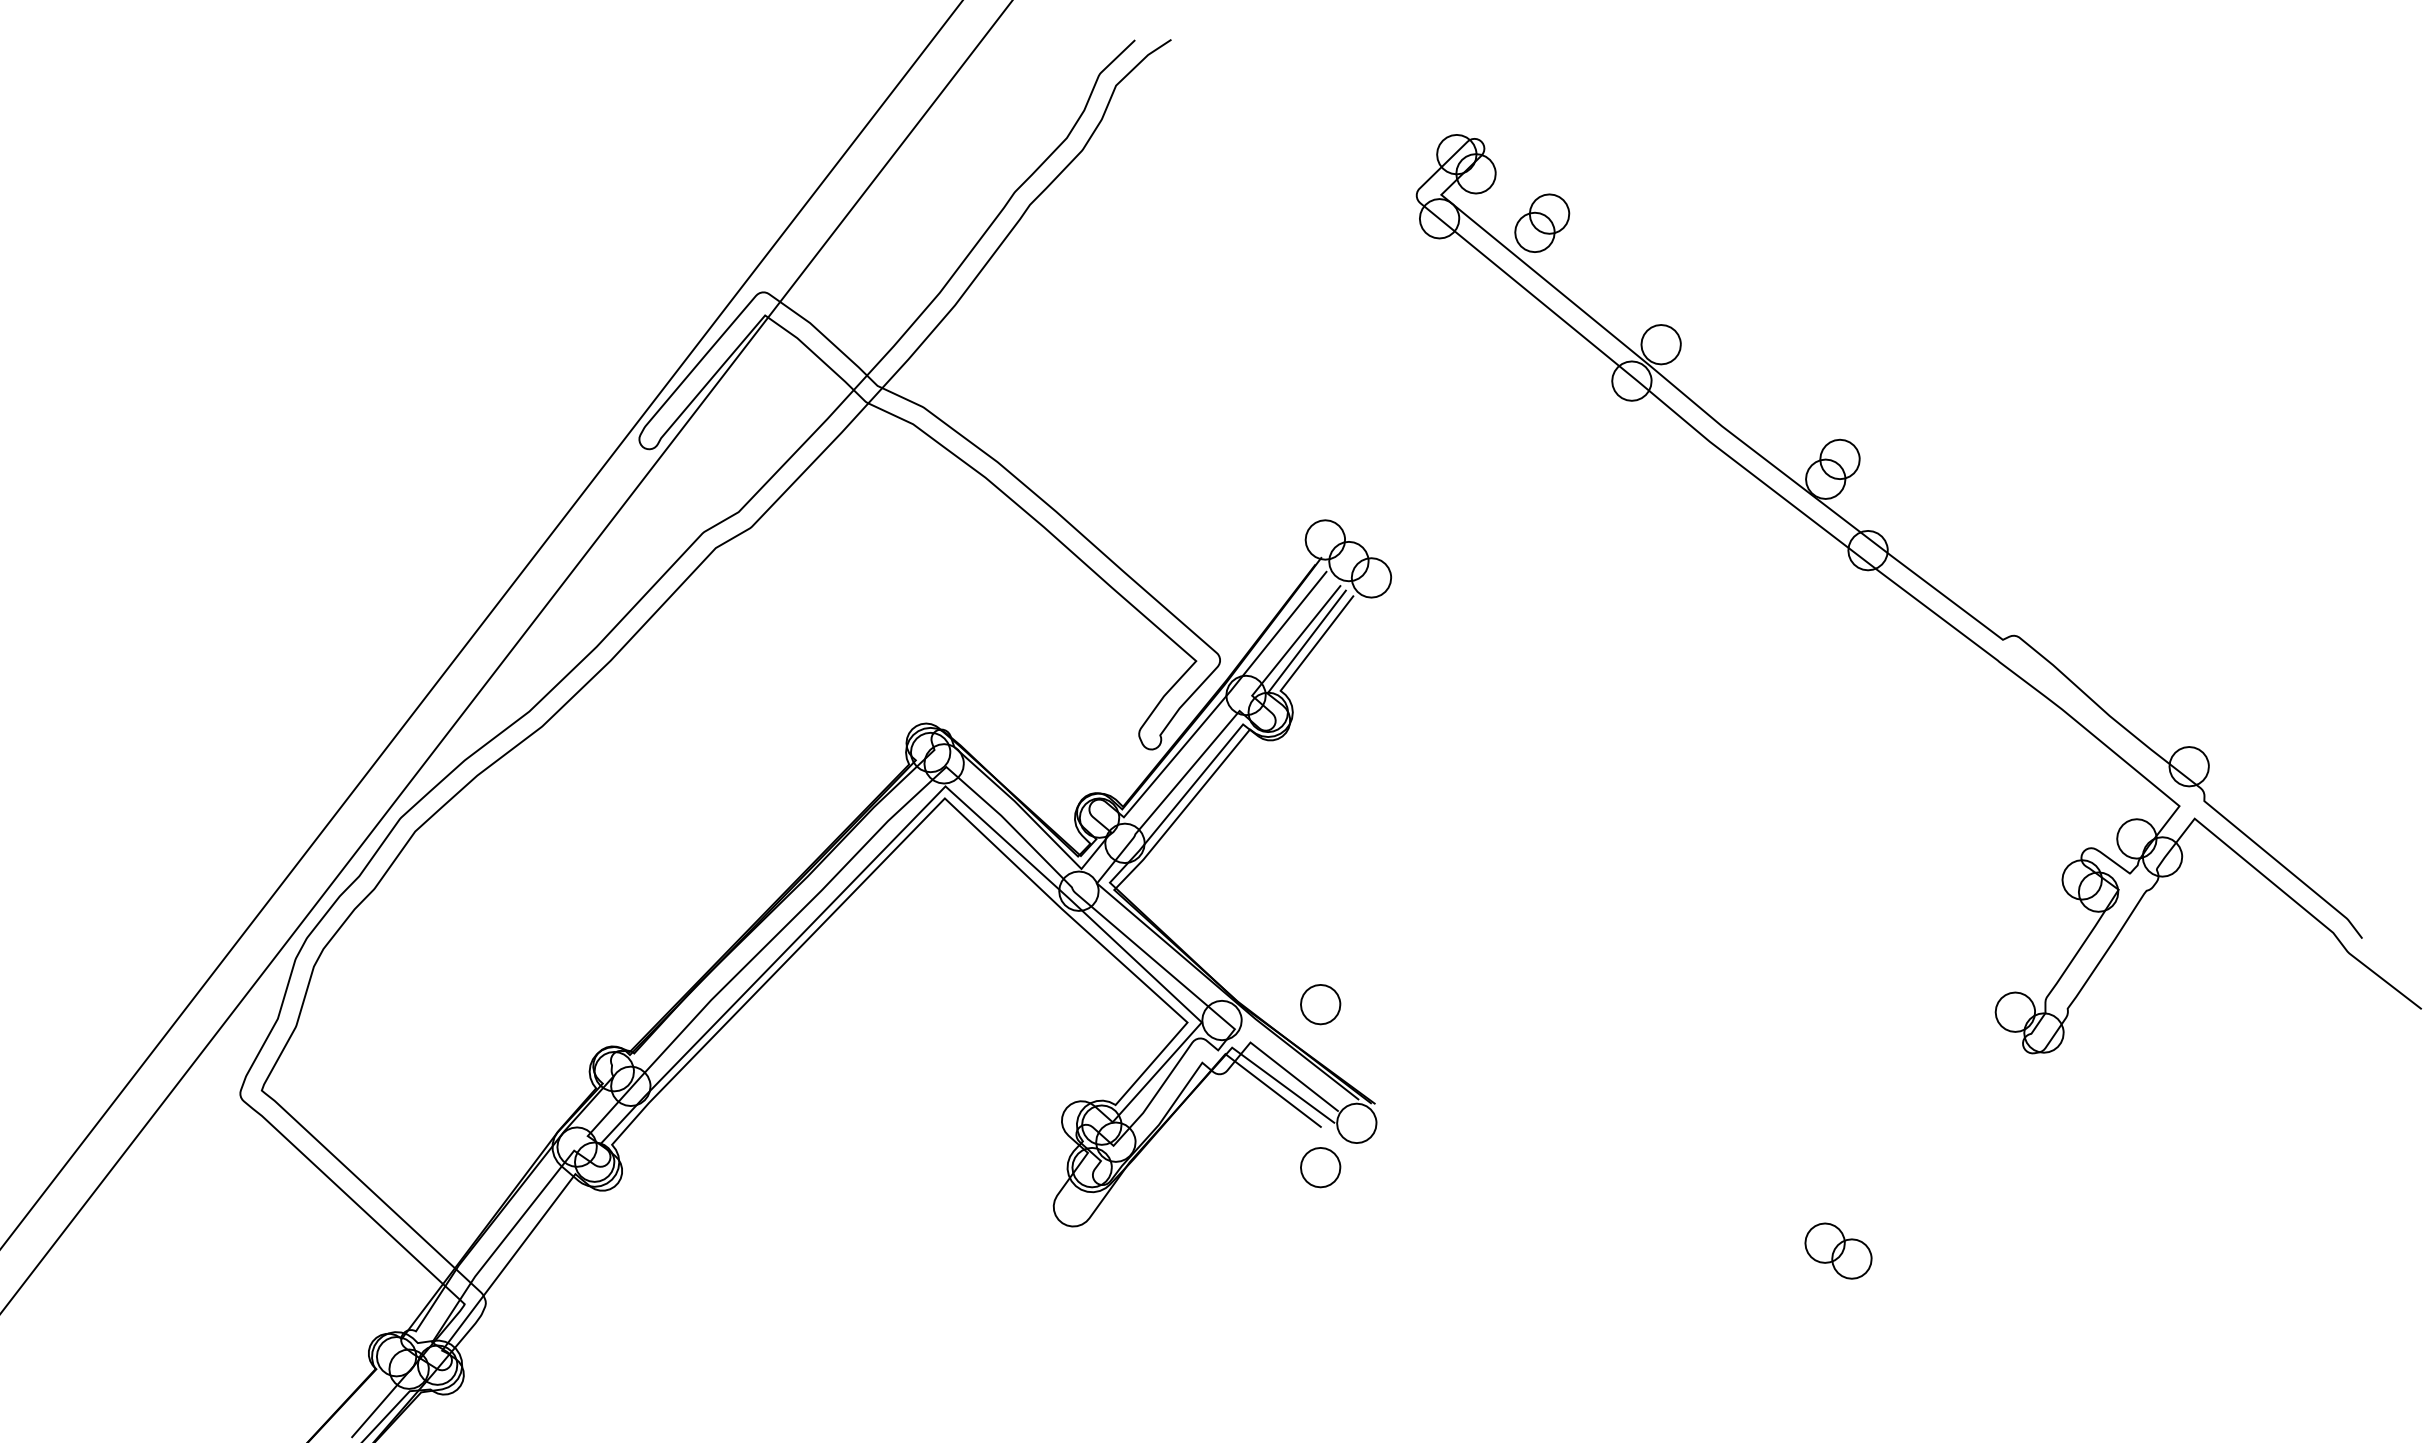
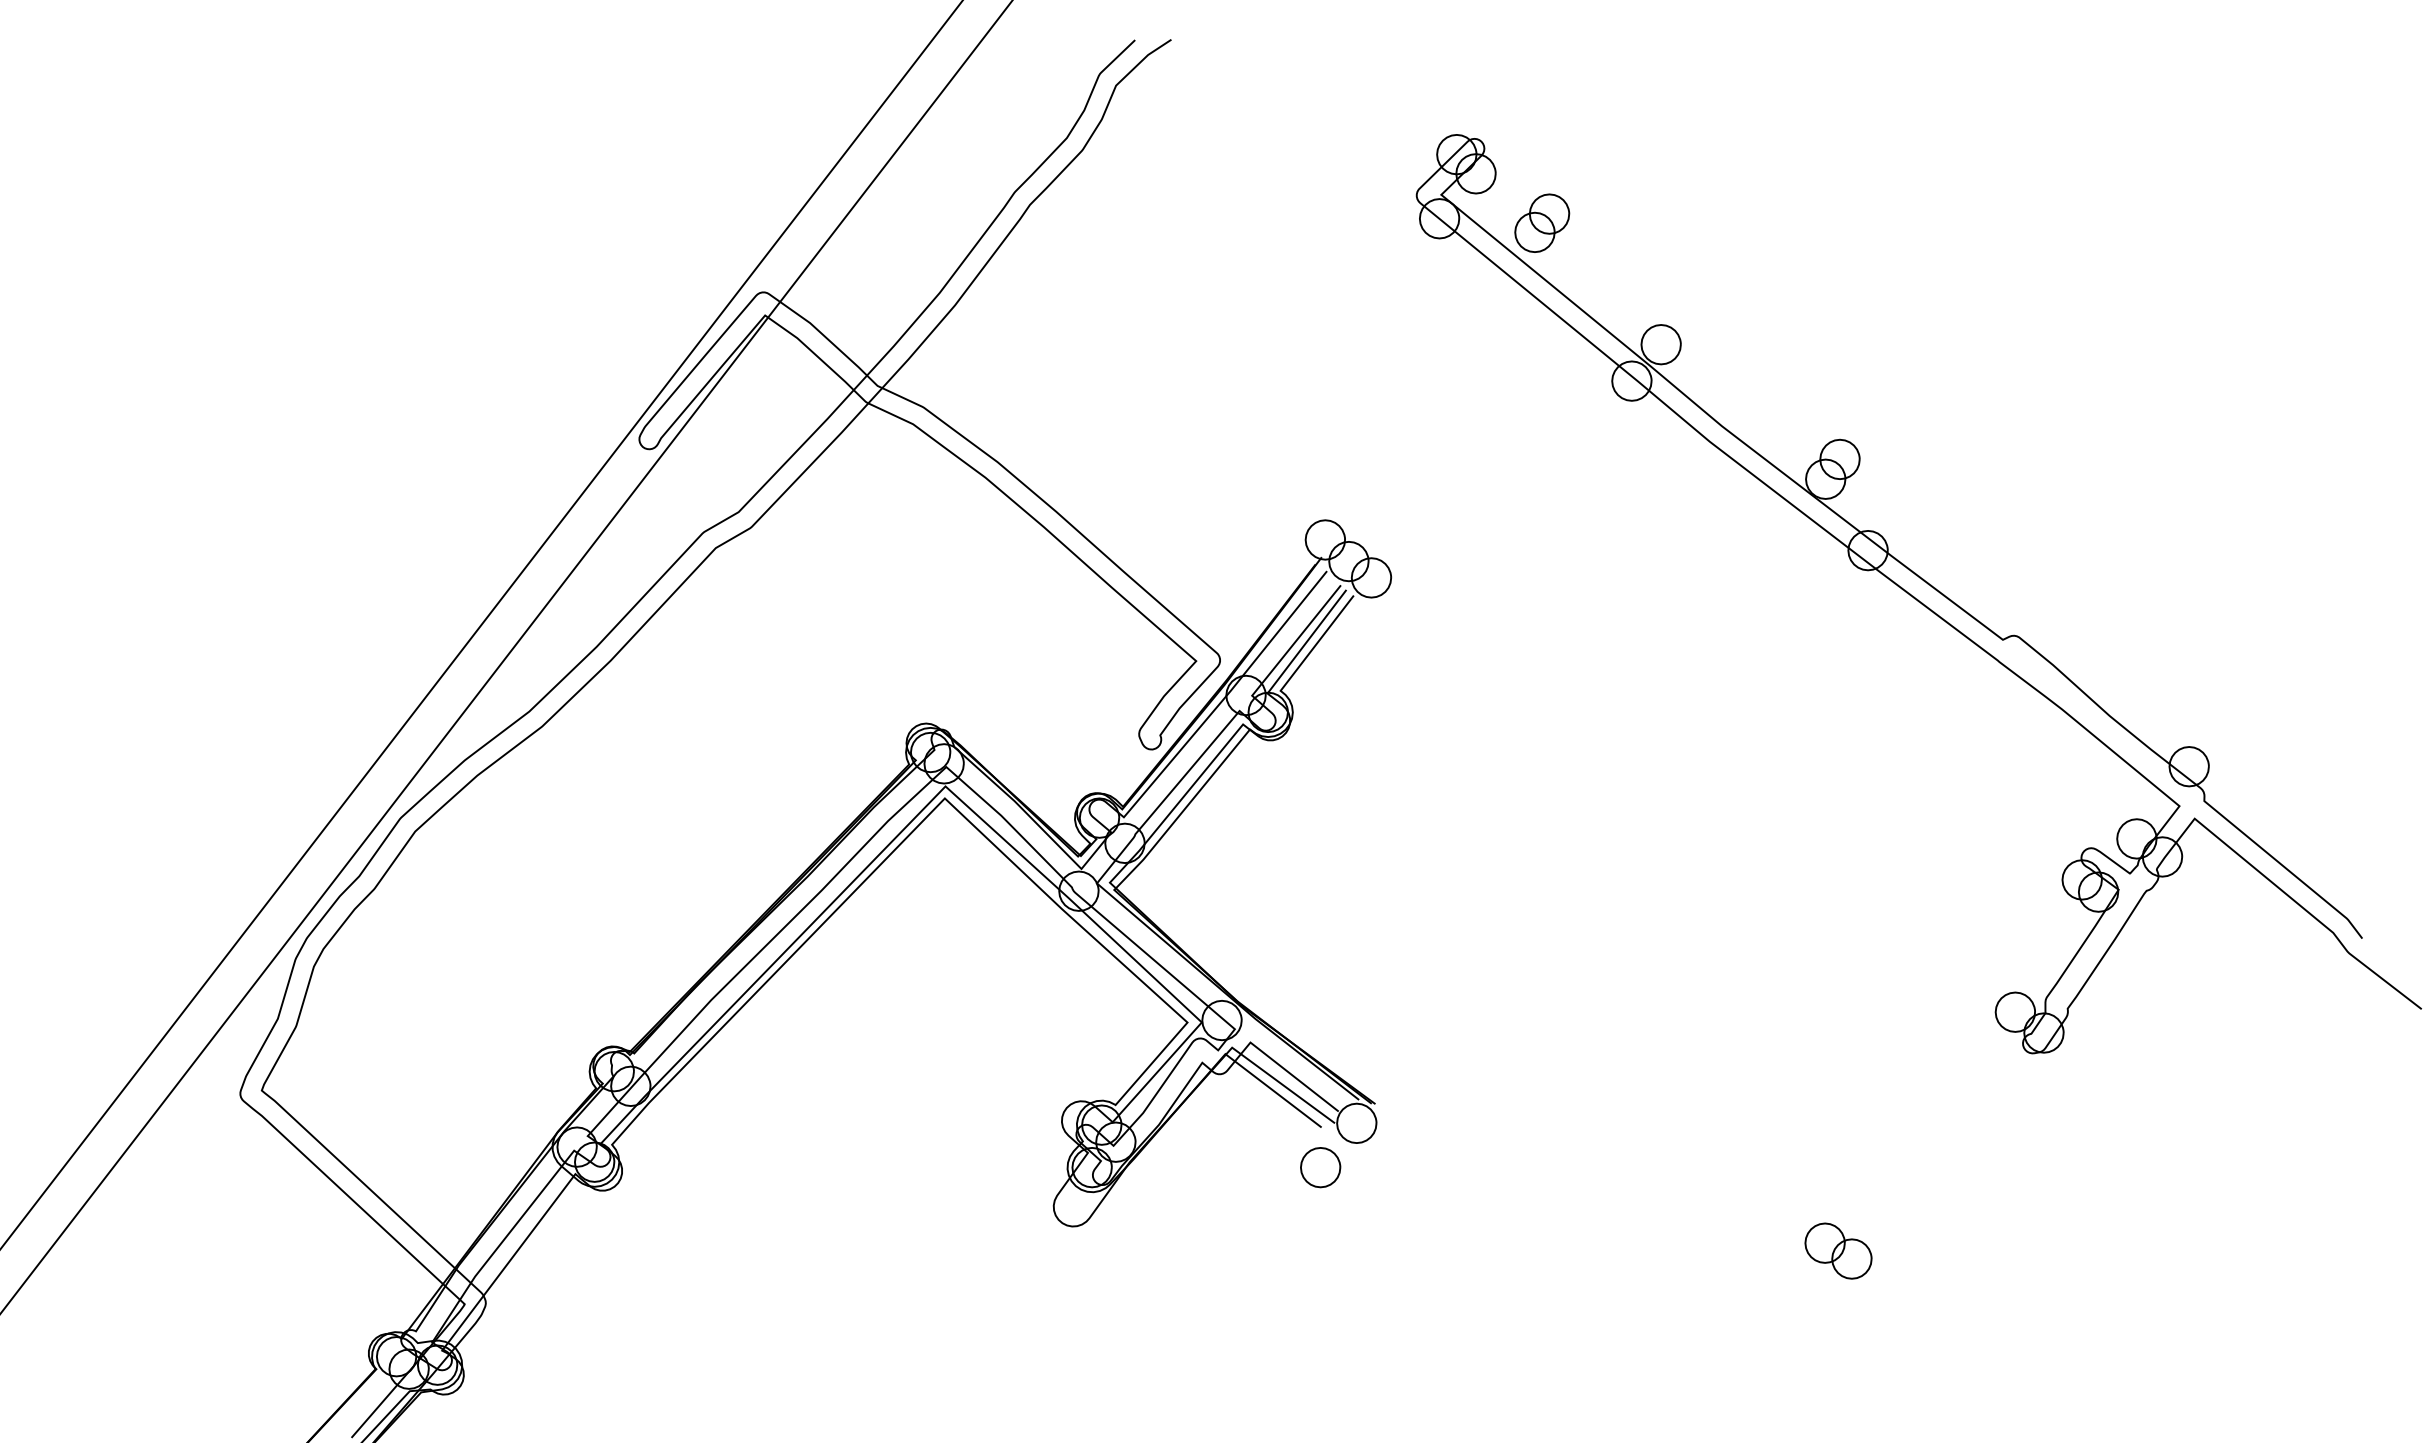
part: present -> none (1320, 1004)
